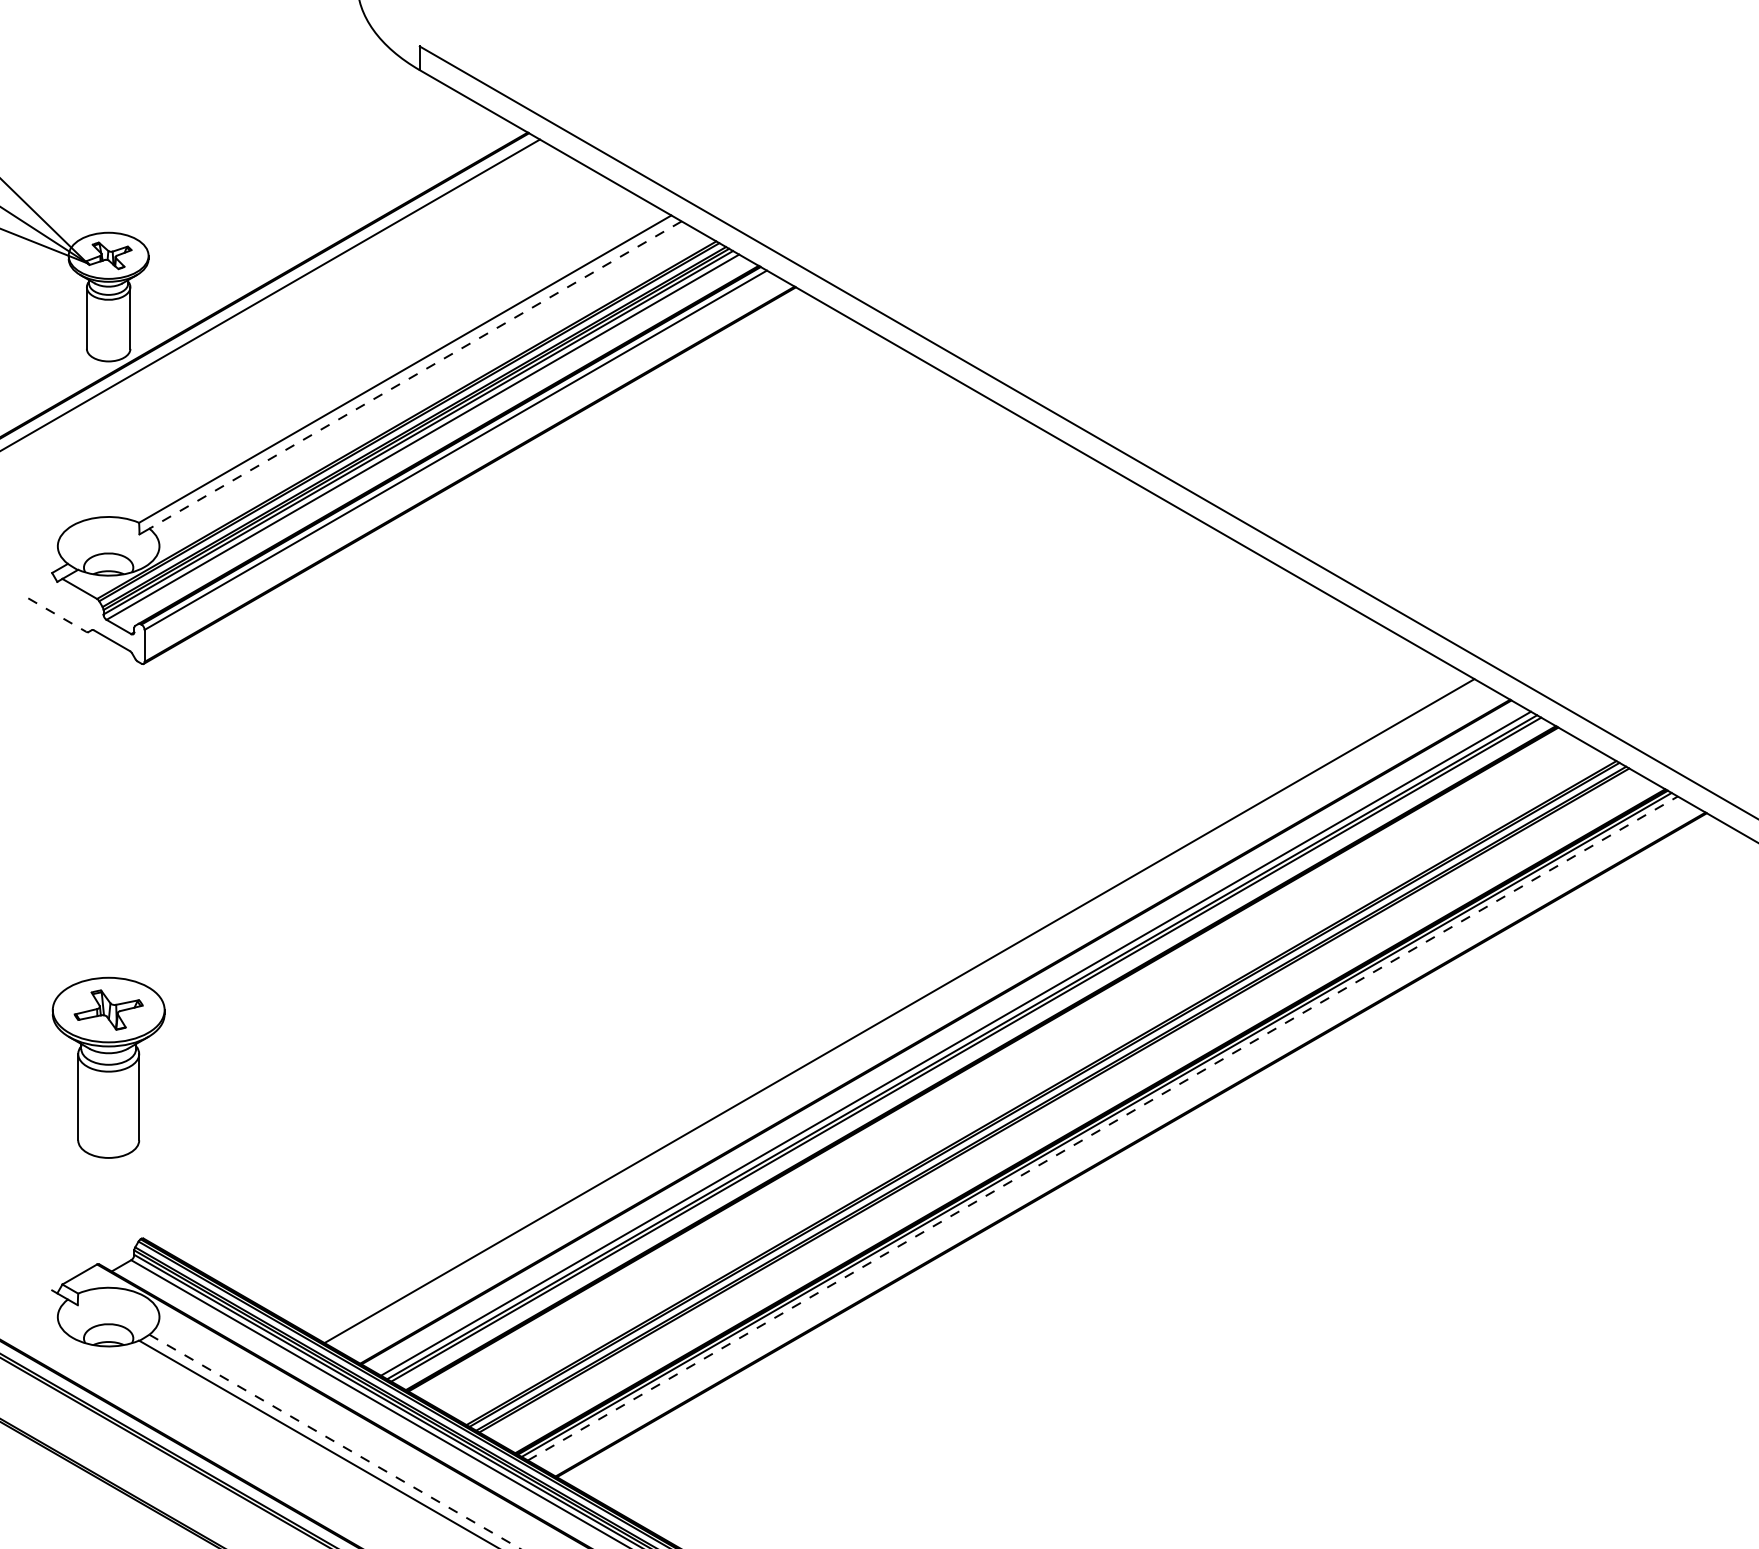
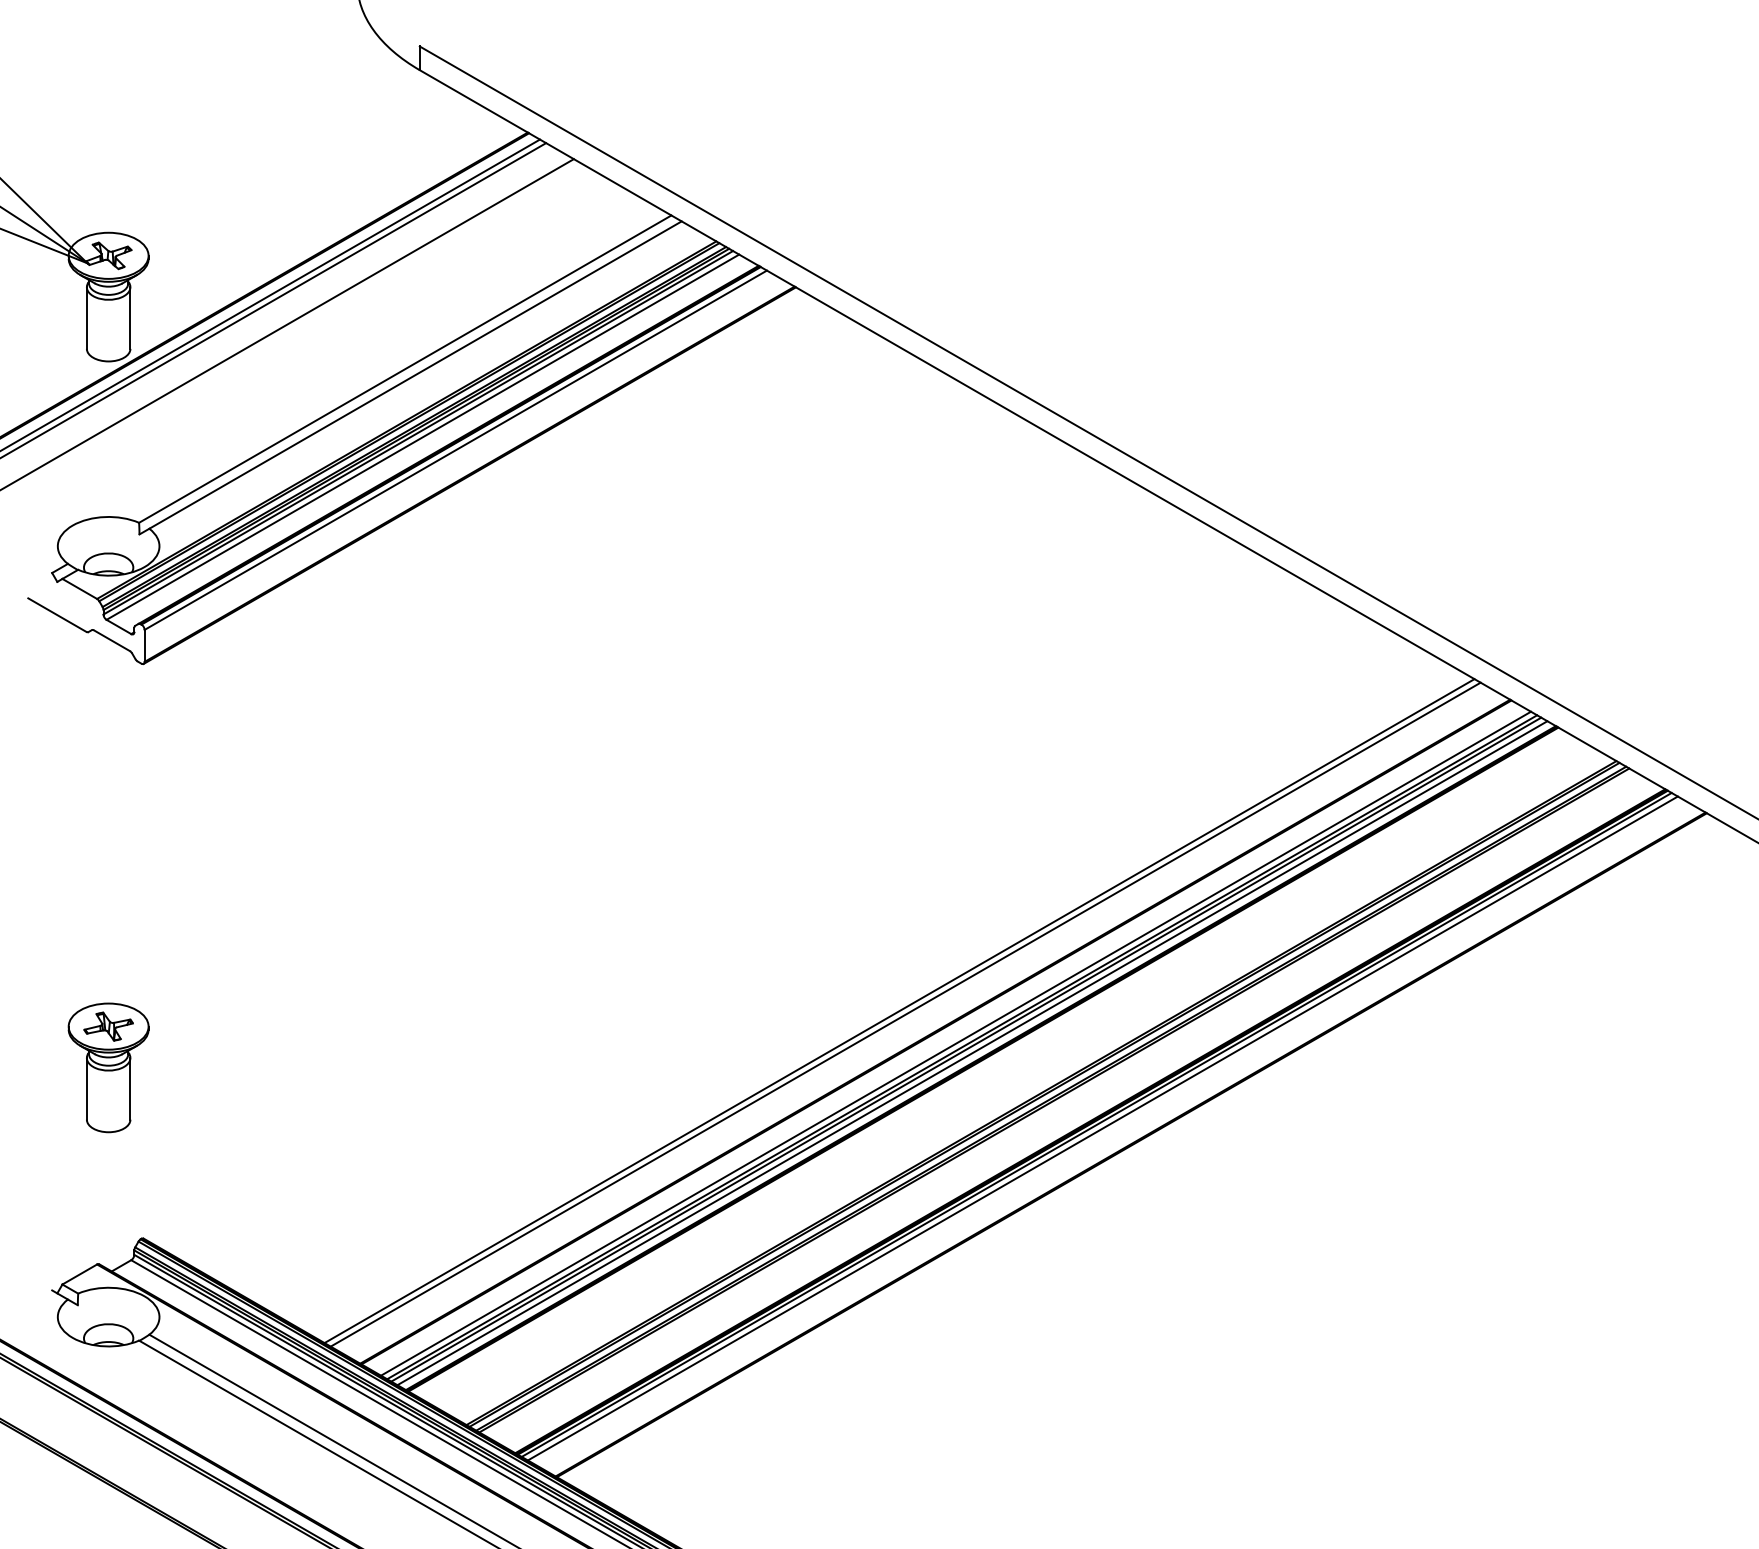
line: none -> present (274, 300)
line: none -> present (287, 324)
line: dashed -> solid (415, 375)
line: dashed -> solid (57, 615)
line: none -> present (905, 1014)
line: none -> present (972, 1053)
part size: 115x183 px -> 83x132 px (108, 1067)
line: dashed -> solid (1102, 1128)
line: dashed -> solid (334, 1441)
